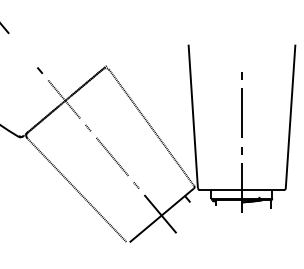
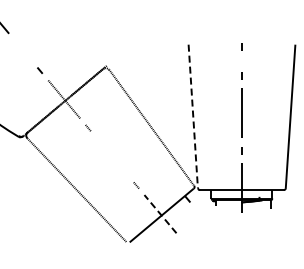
line: none -> present (241, 46)
line: solid -> dashed (193, 116)
line: present -> none (112, 156)
line: solid -> dashed (160, 214)
